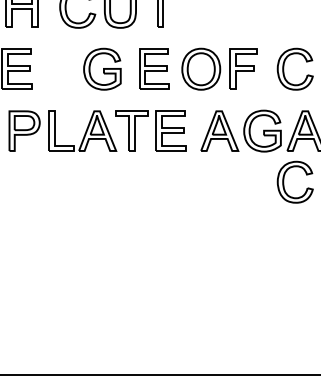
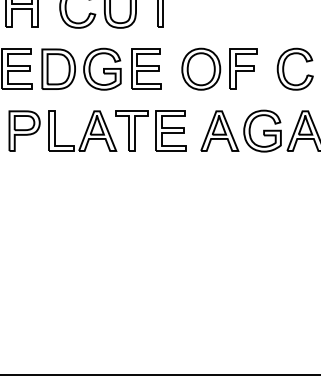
part: none -> present (58, 68)
part position: (154, 68) -> (146, 68) (146, 68)
part: present -> none (284, 181)
